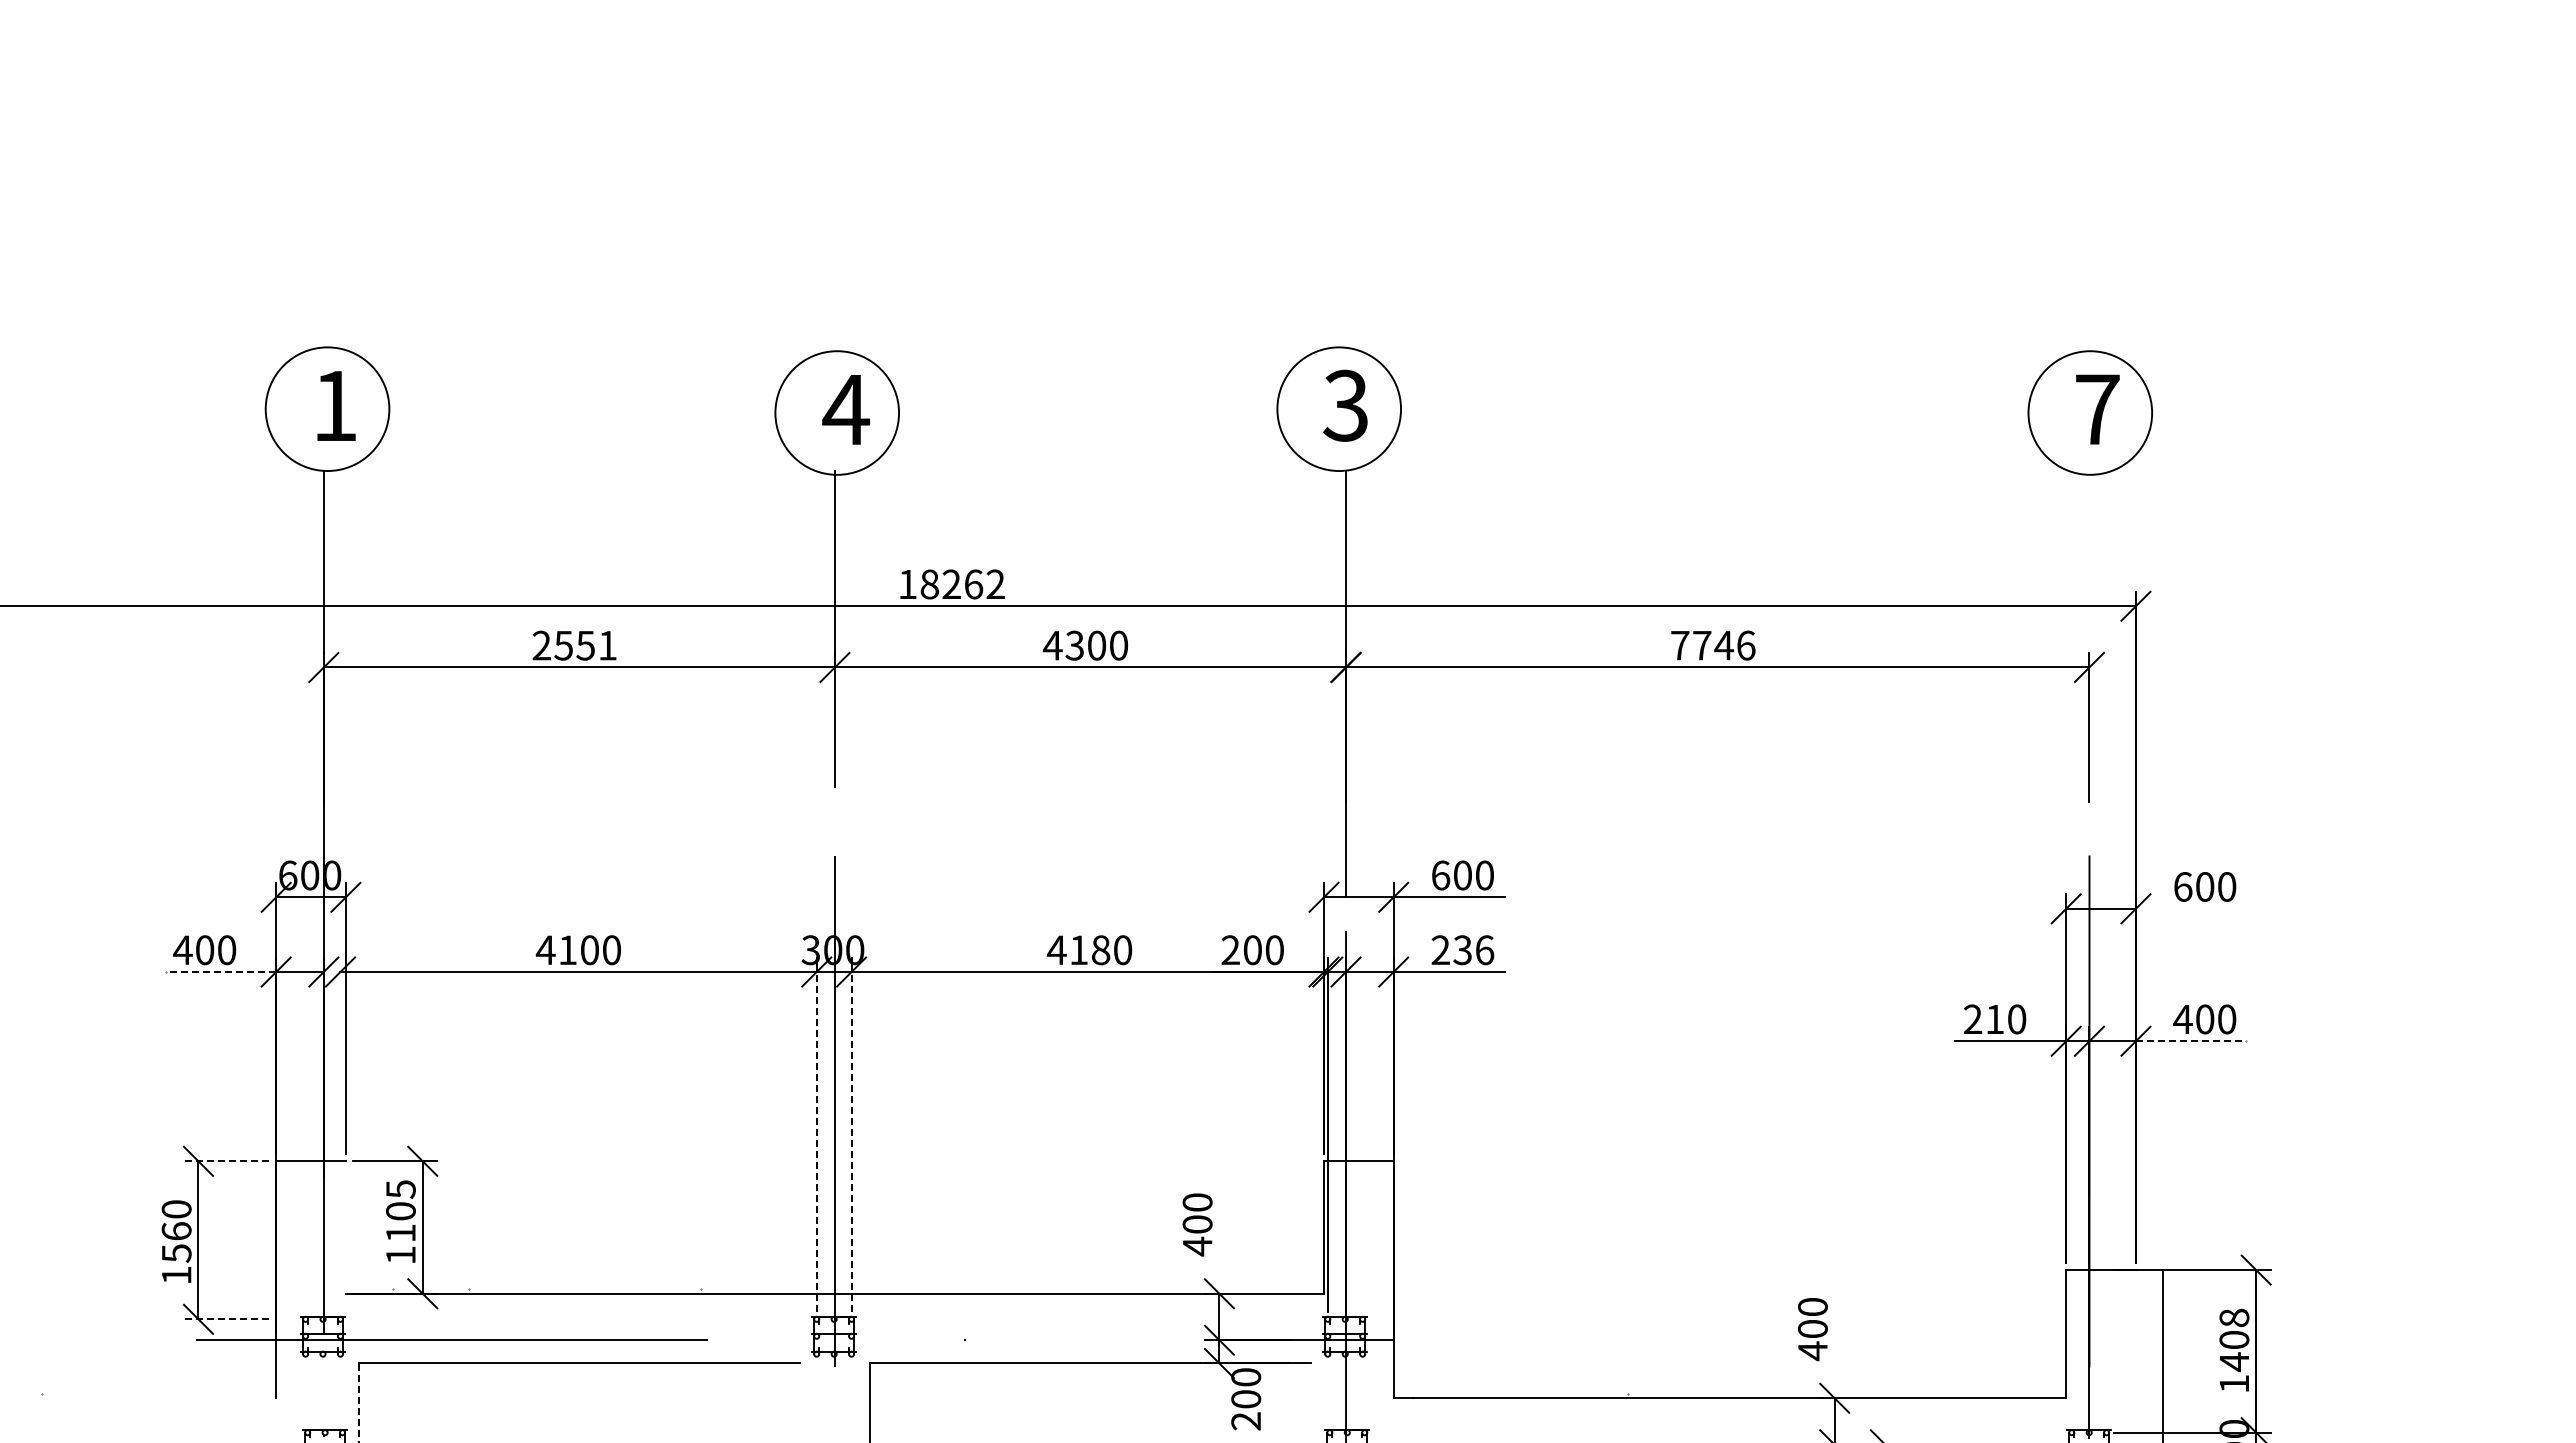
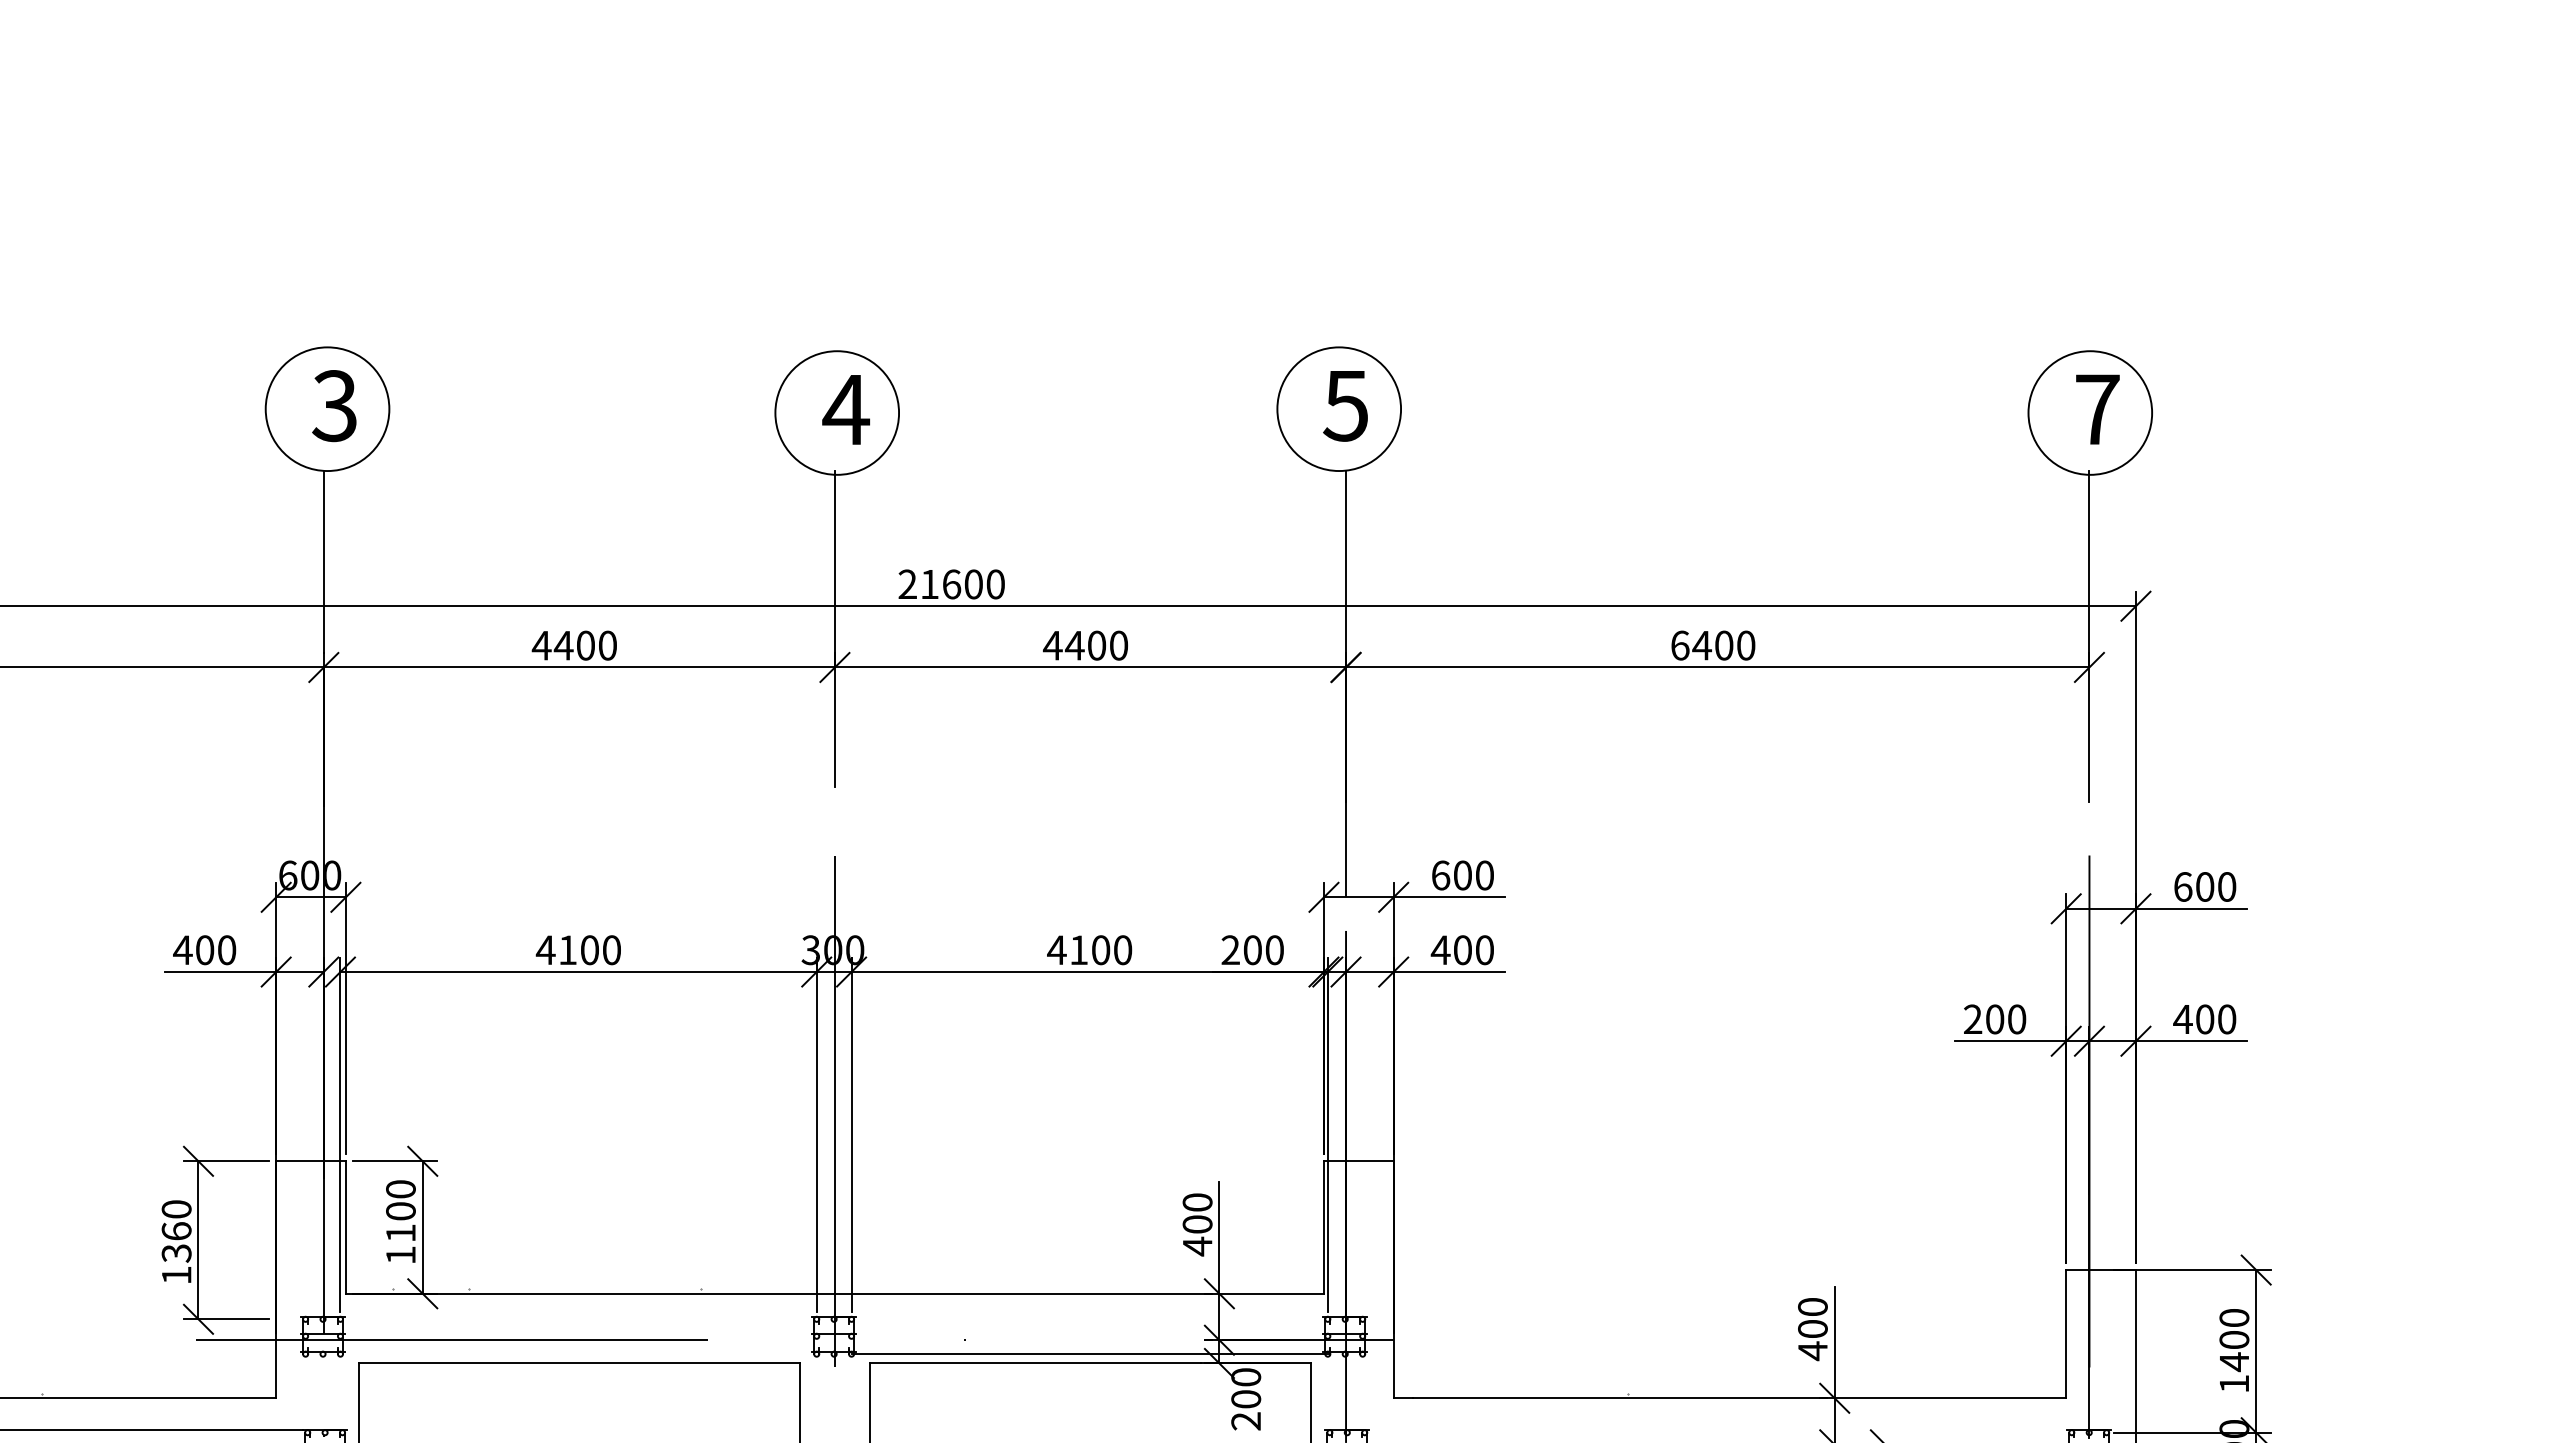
text: 3 -> 5 (1345, 405)
text: 1 -> 3 (334, 406)
line: none -> present (2089, 569)
text: 18262 -> 21600 (951, 584)
text: 2551 -> 4400 (573, 645)
text: 4300 -> 4400 (1074, 645)
text: 7746 -> 6400 (1713, 645)
line: none -> present (162, 667)
line: none -> present (2191, 908)
text: 4180 -> 4100 (1101, 949)
text: 236 -> 400 (1462, 950)
line: dashed -> solid (220, 972)
text: 210 -> 200 (1995, 1019)
line: dashed -> solid (2191, 1041)
line: none -> present (340, 1134)
line: dashed -> solid (816, 1134)
line: dashed -> solid (851, 1134)
line: dashed -> solid (225, 1161)
text: 1105 -> 1100 (400, 1189)
line: none -> present (345, 1227)
line: none -> present (1219, 1237)
text: 1560 -> 1360 (176, 1253)
text: 1408 -> 1400 (2234, 1317)
line: dashed -> solid (225, 1319)
line: none -> present (1834, 1342)
line: none -> present (1090, 1354)
line position: (2162, 1354) -> (2135, 1354) (2135, 1354)
line: none -> present (139, 1398)
line: none -> present (800, 1401)
line: none -> present (1311, 1401)
line: dashed -> solid (358, 1402)
line: none -> present (152, 1430)
